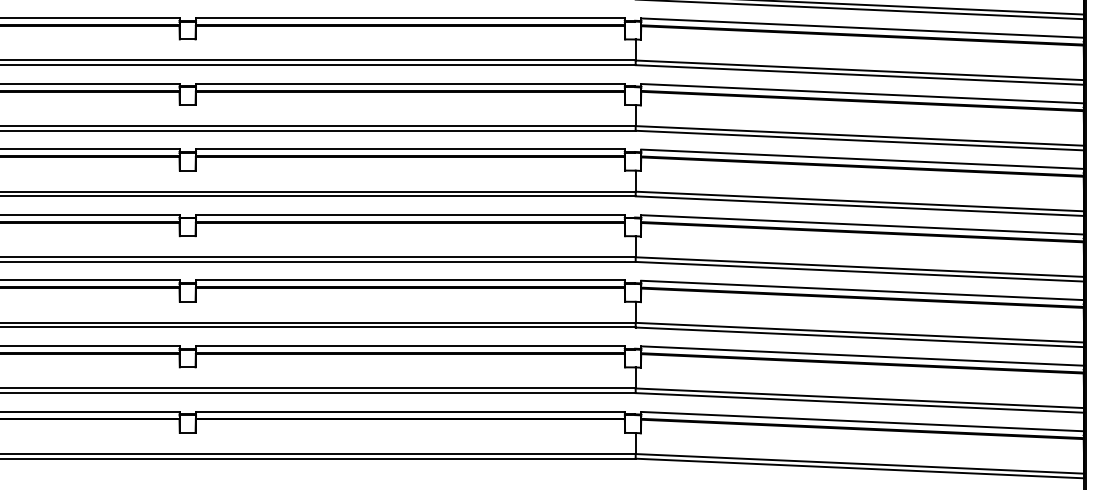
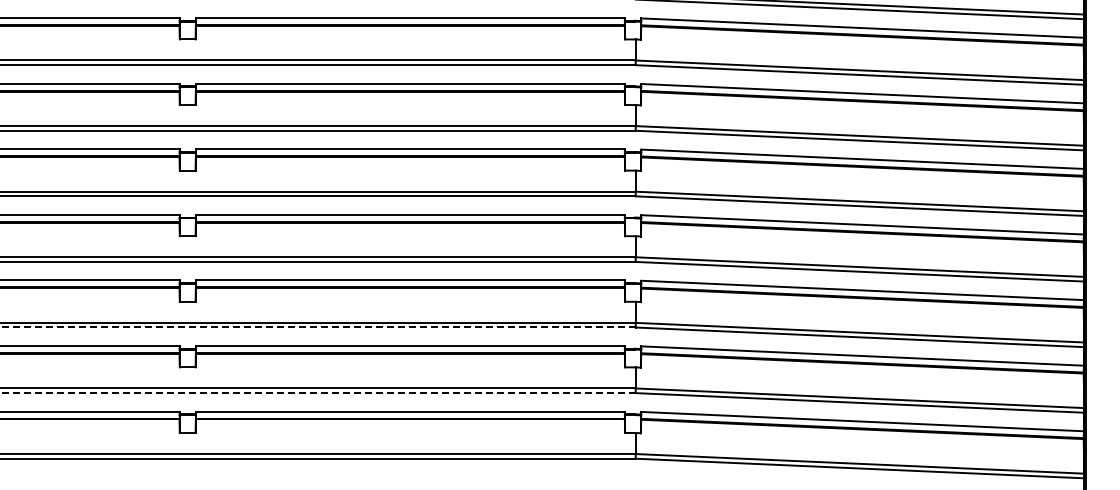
line: solid -> dashed (317, 327)
line: solid -> dashed (317, 393)
